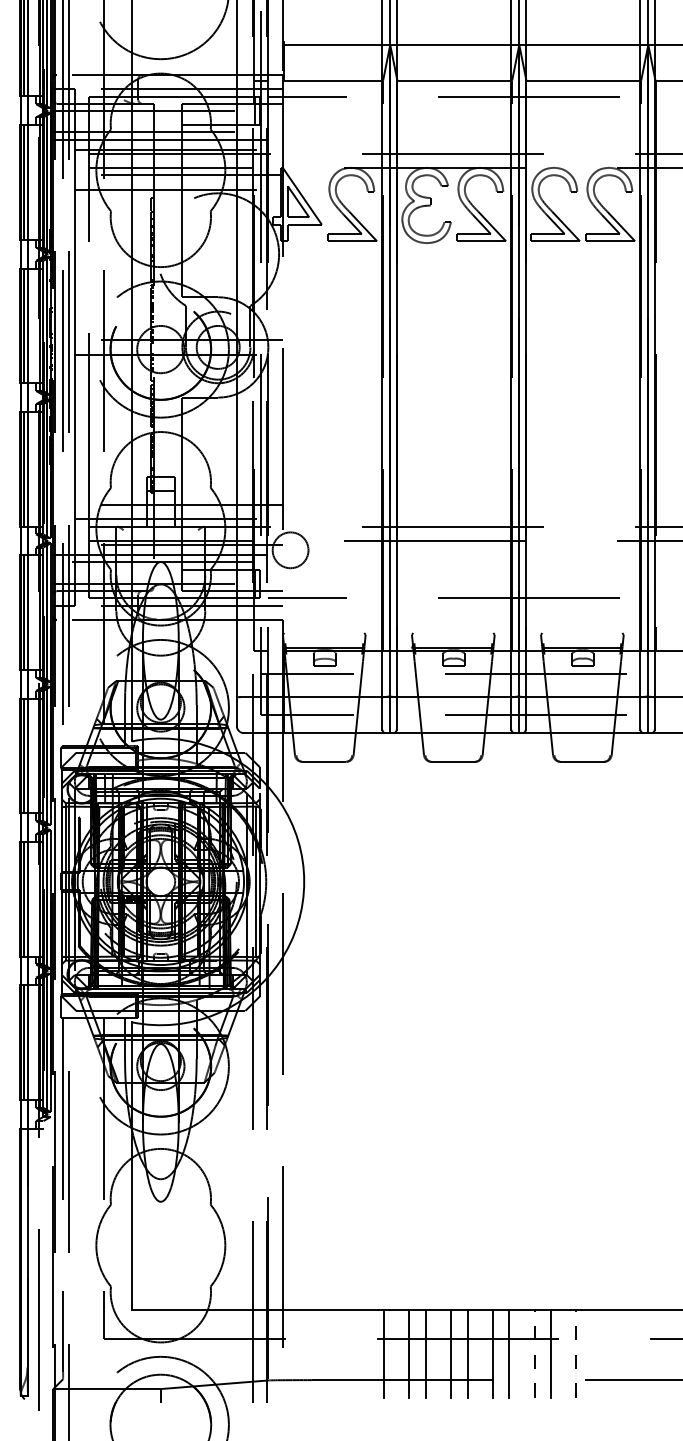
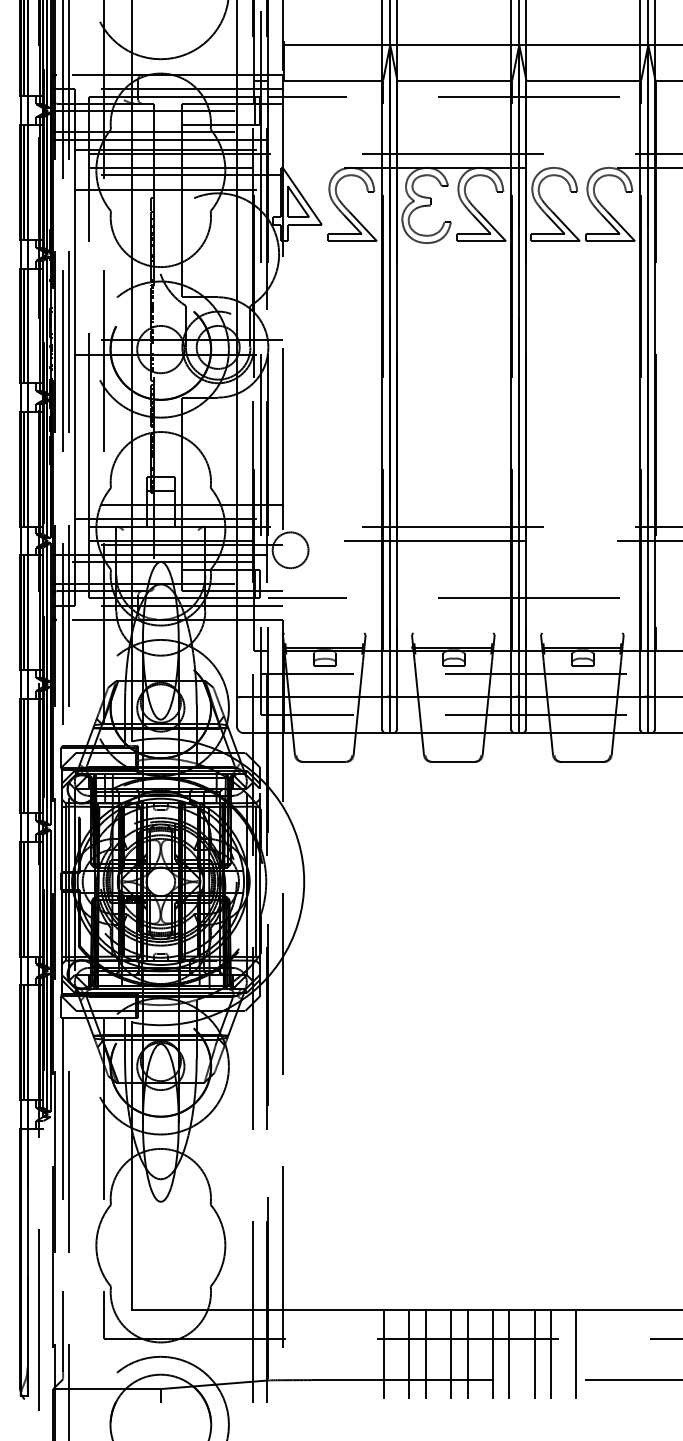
line: dashed -> solid (534, 1353)
line: dashed -> solid (576, 1353)
